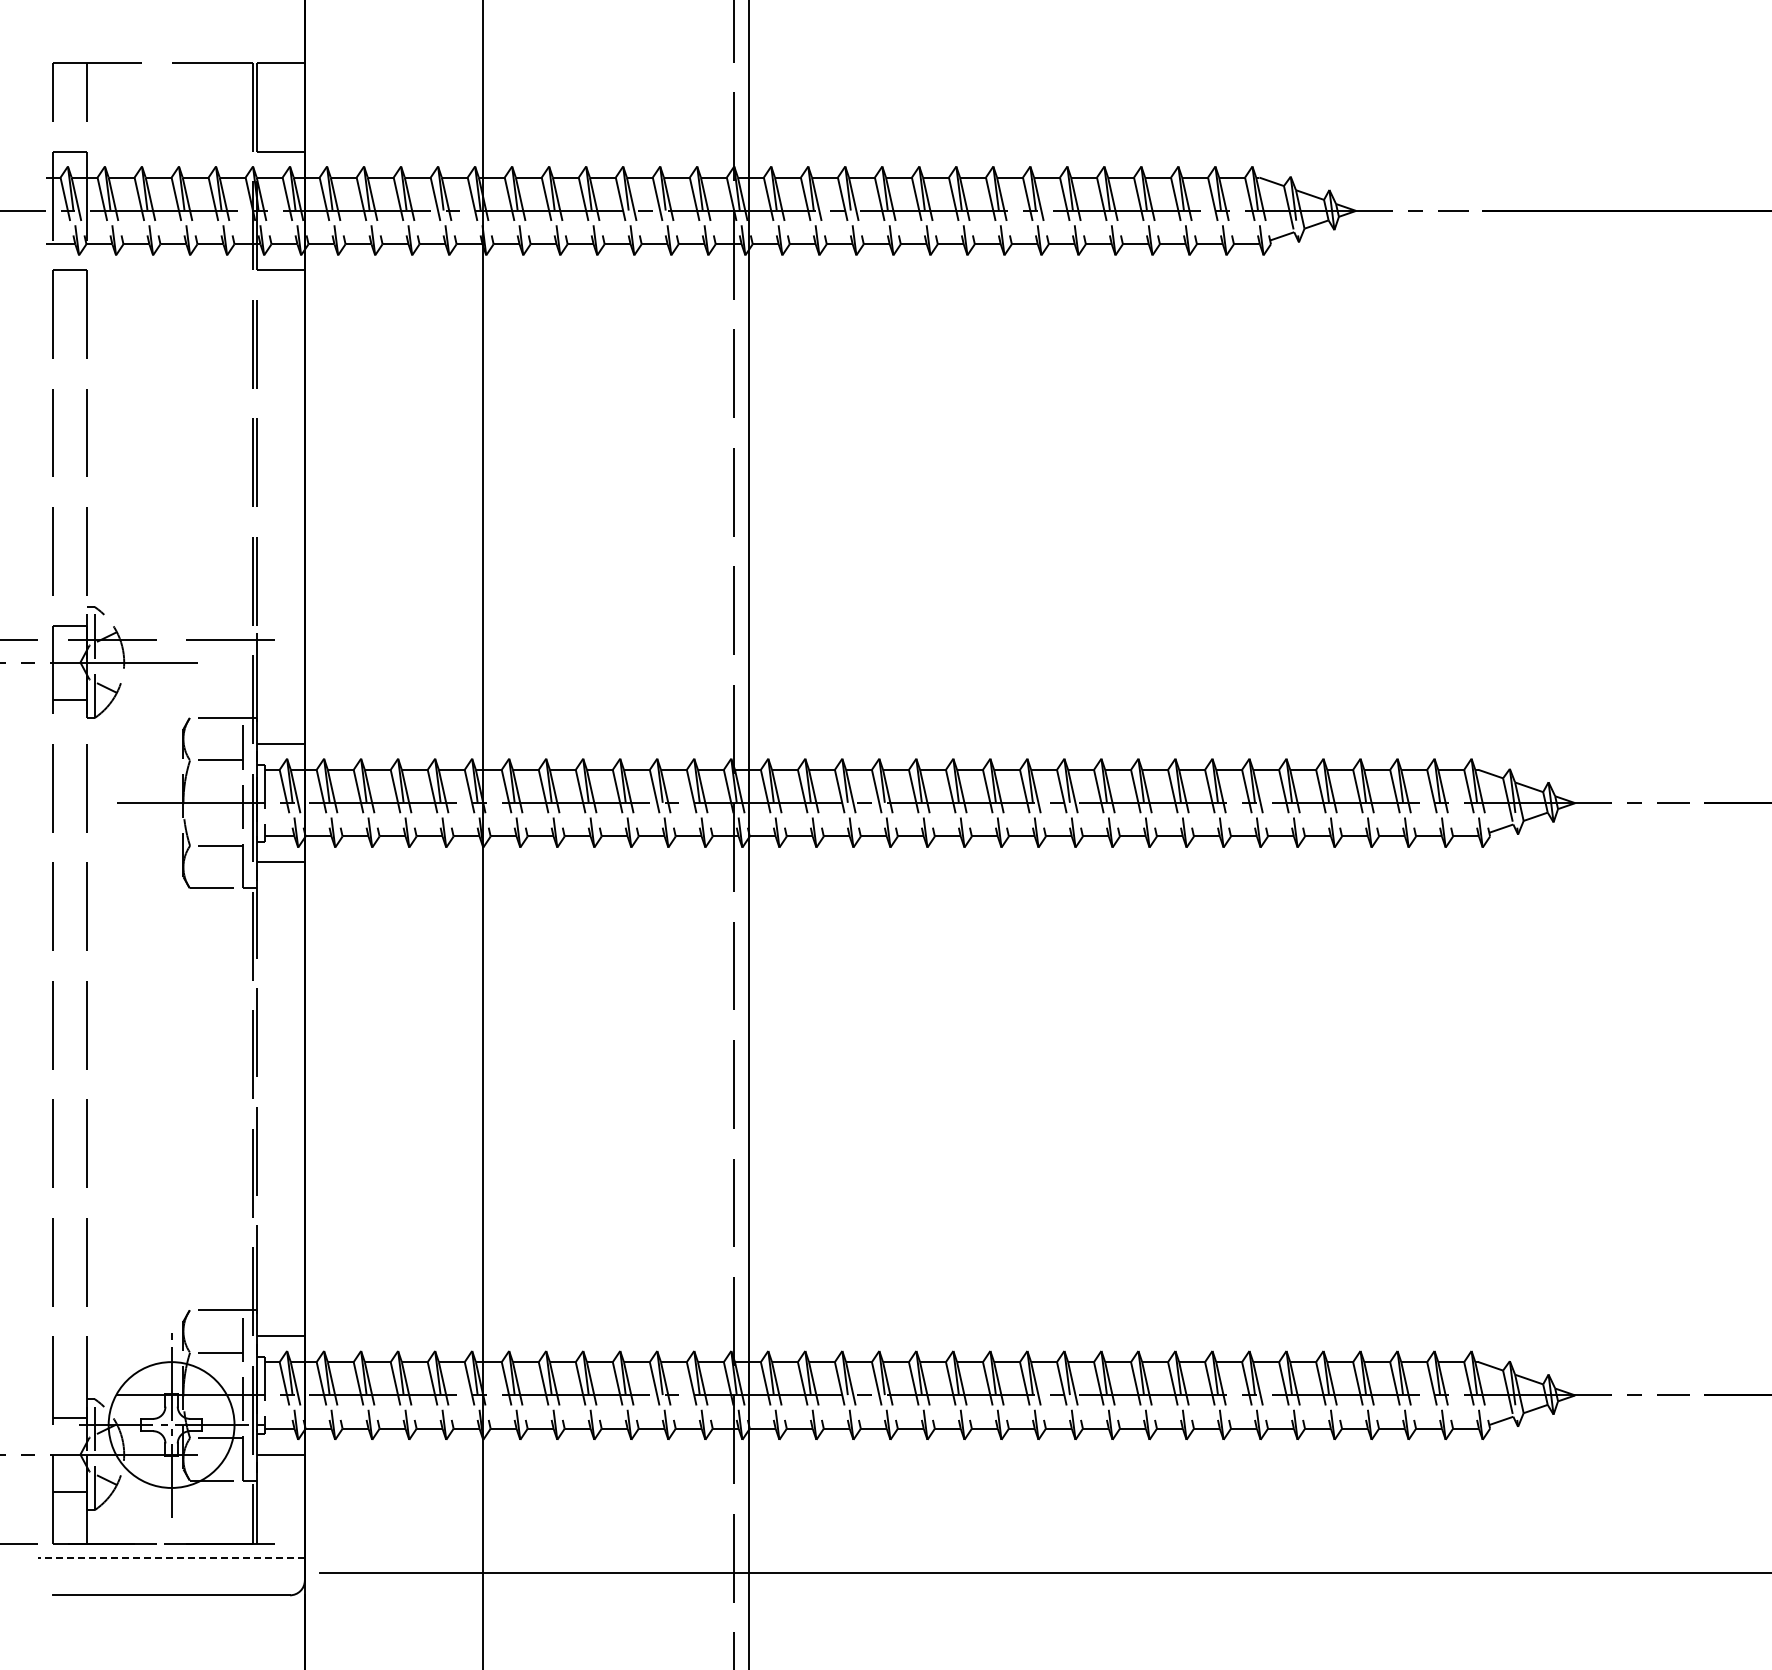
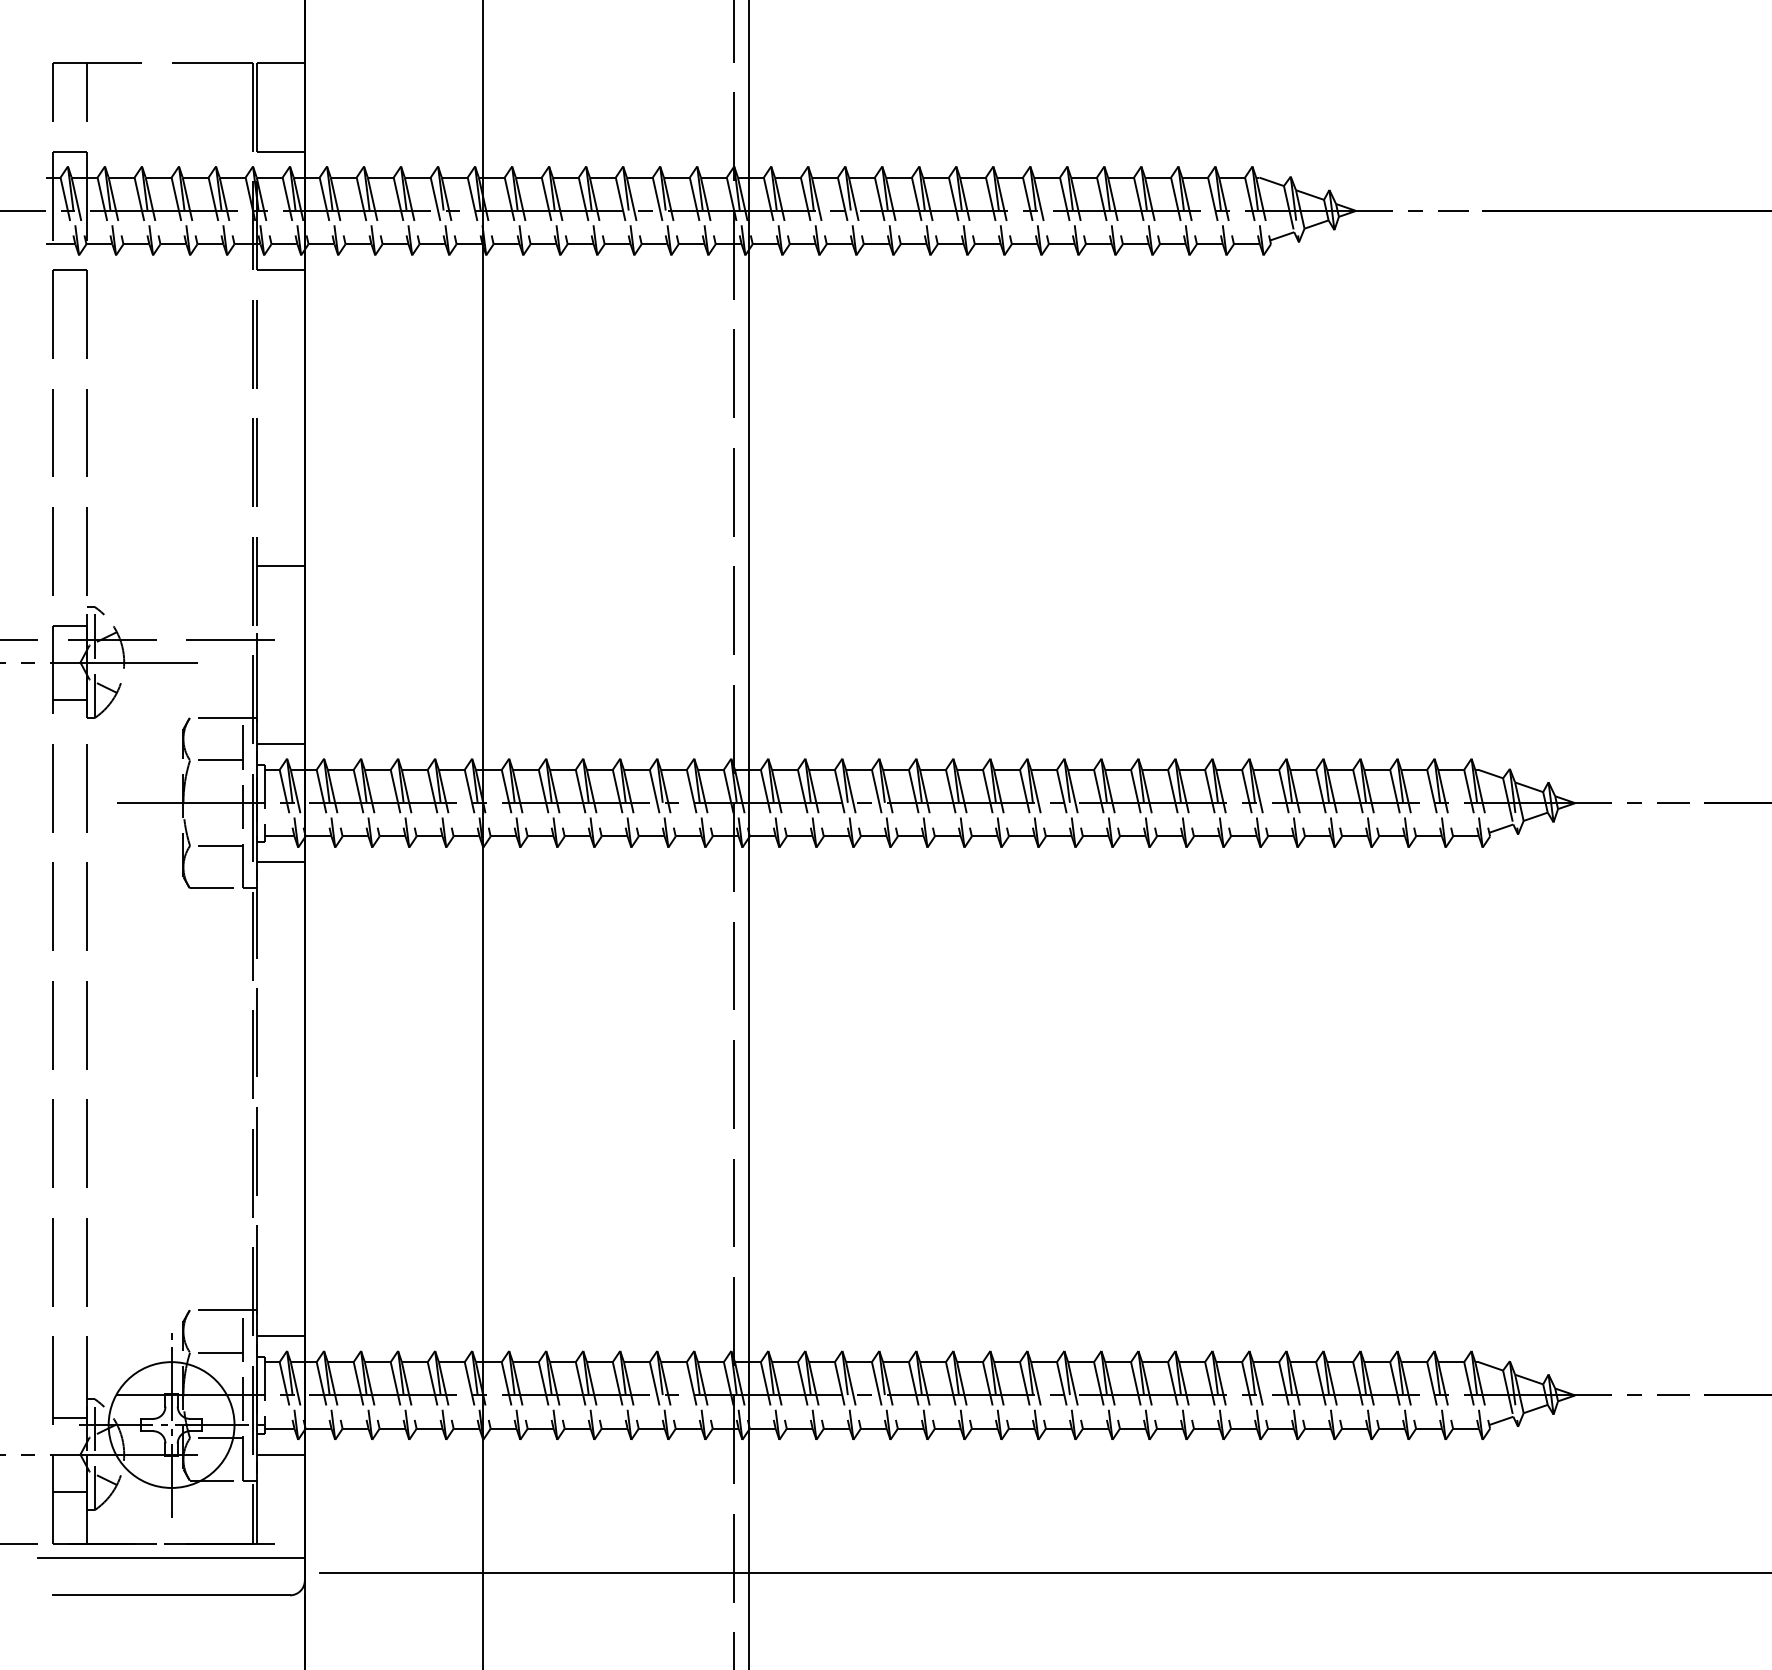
line: none -> present (280, 566)
line: dashed -> solid (171, 1558)
